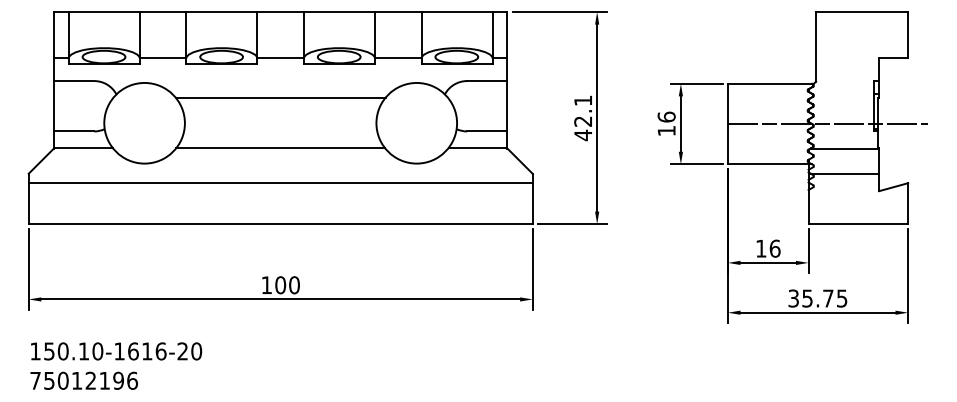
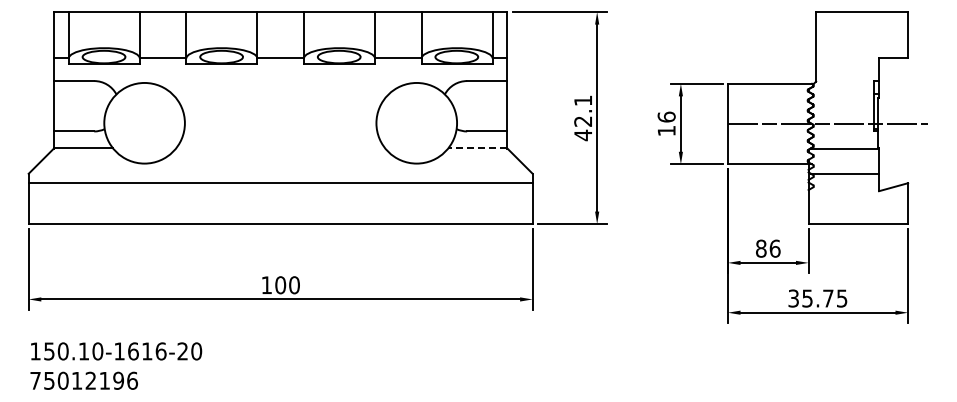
line: present -> none (280, 97)
line: present -> none (280, 148)
line: solid -> dashed (477, 148)
text: 16 -> 86 (761, 248)
